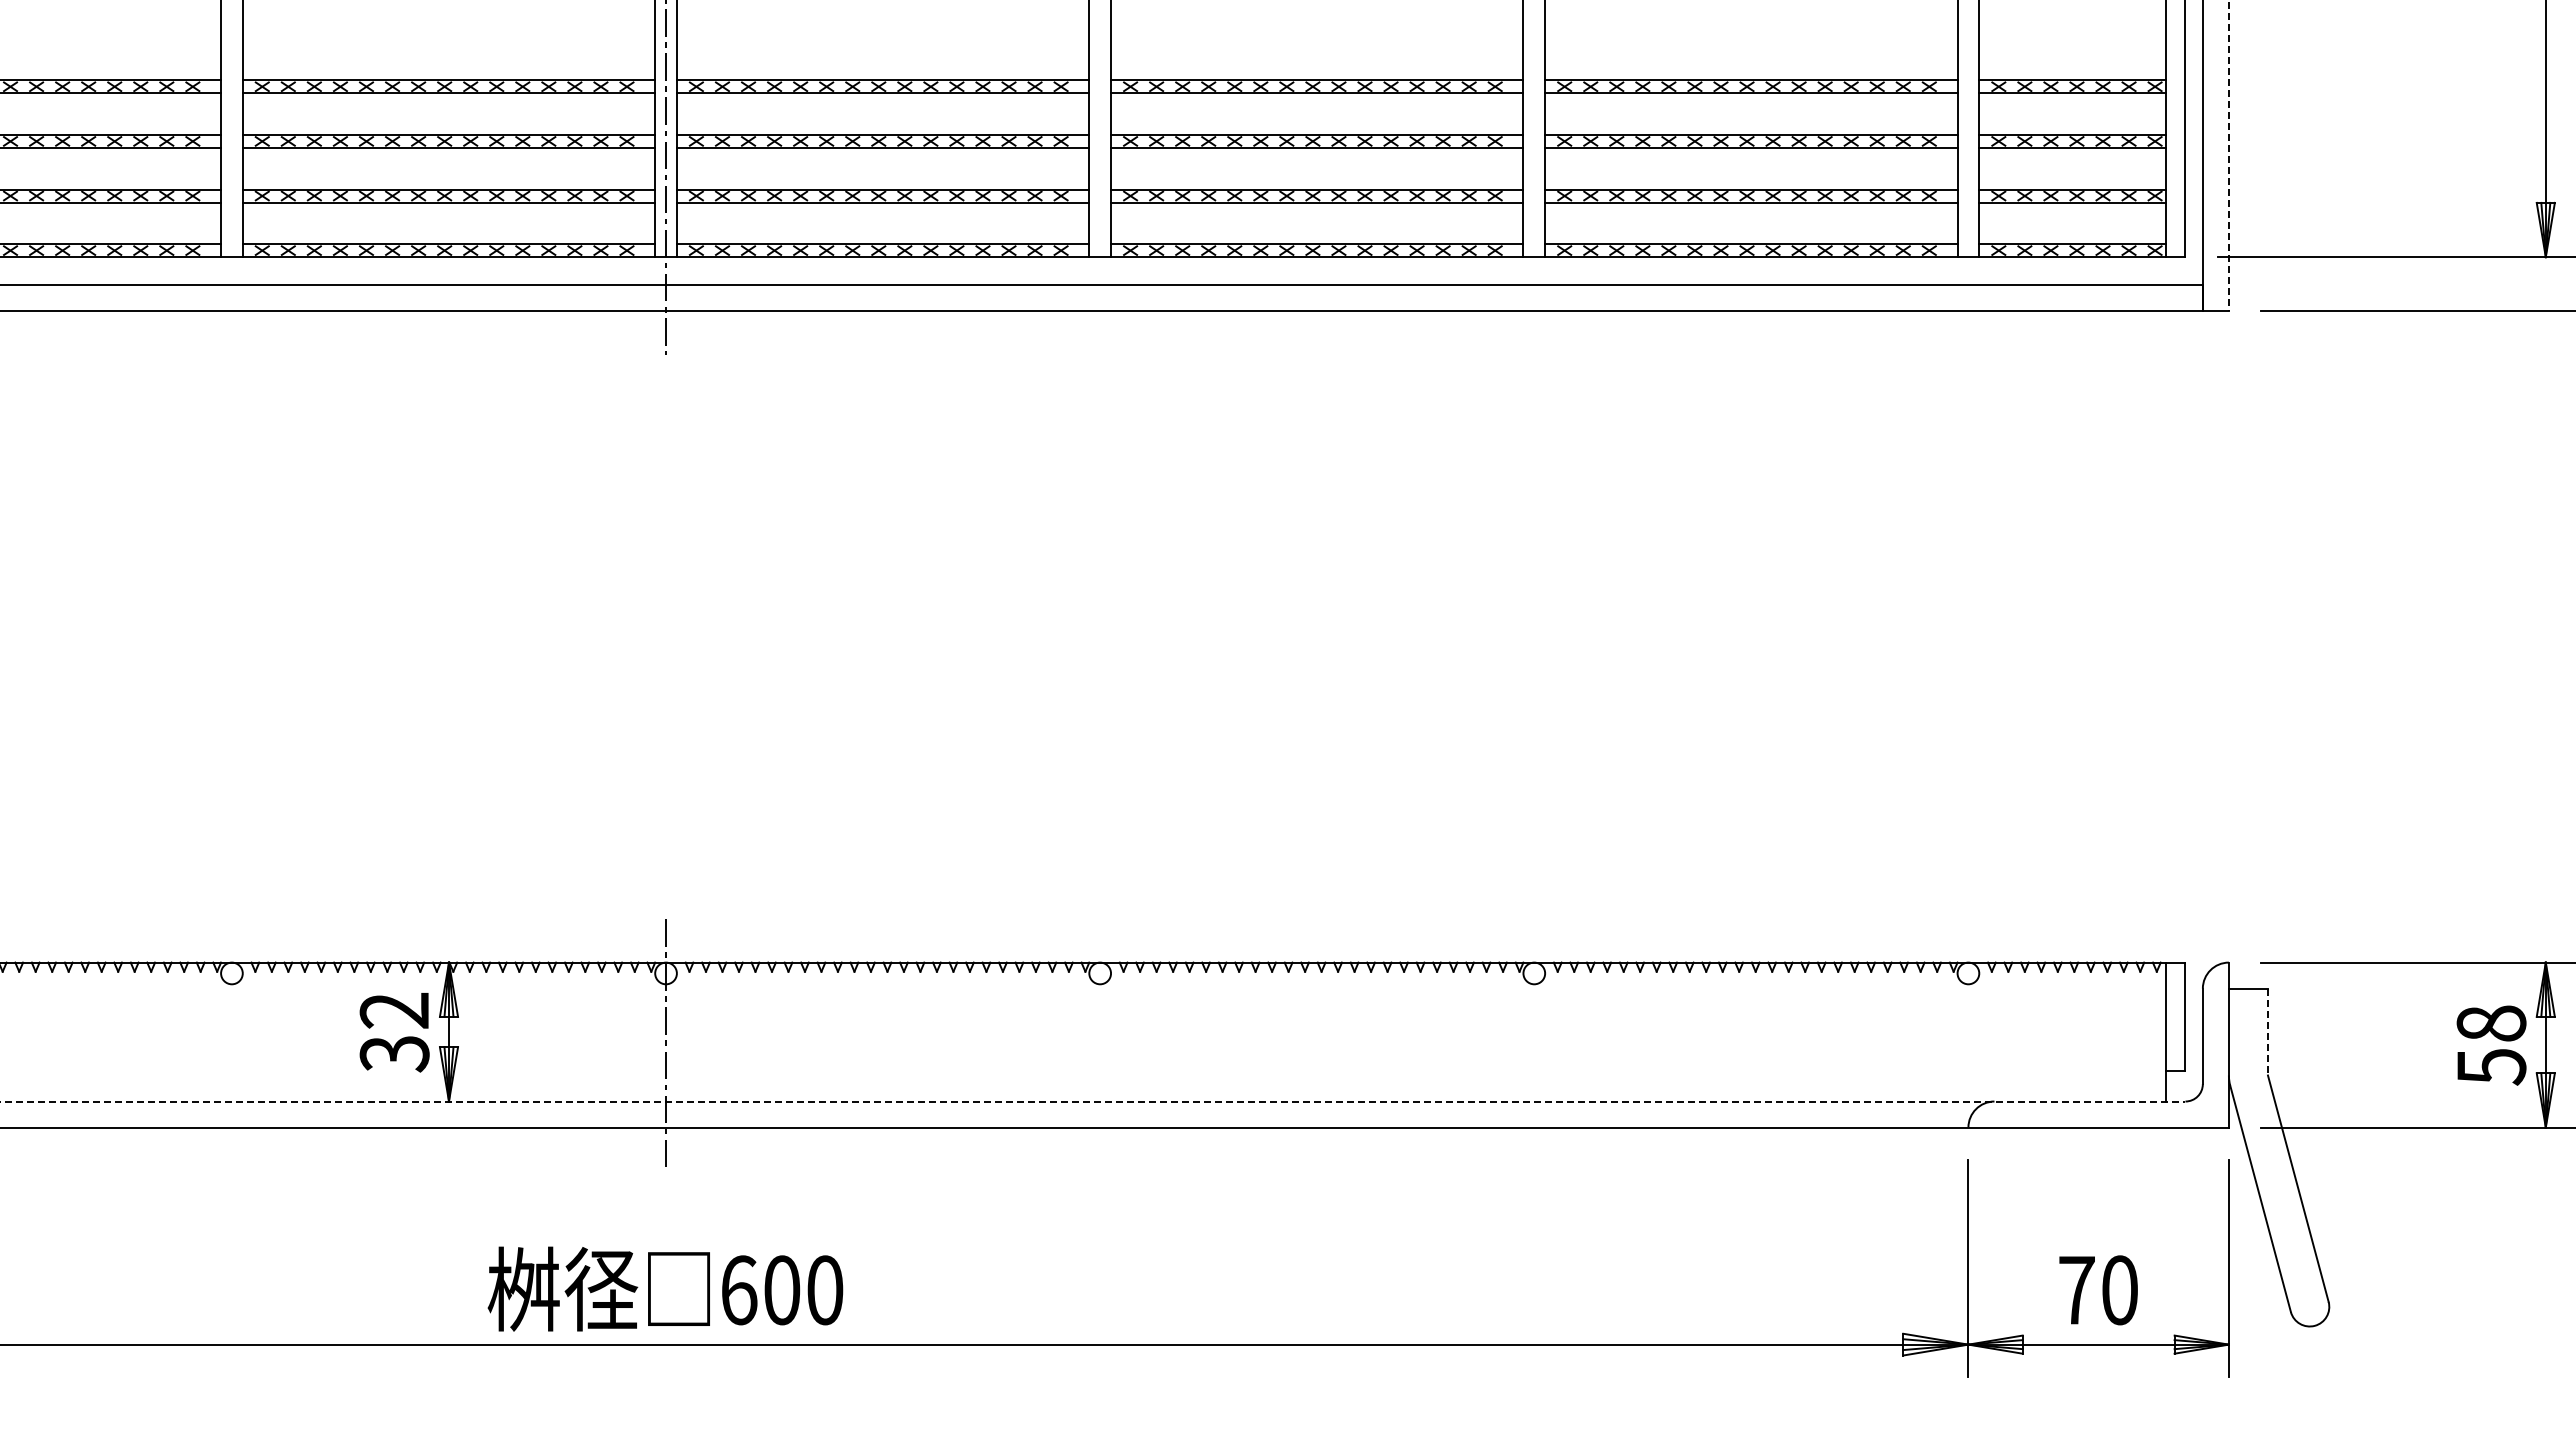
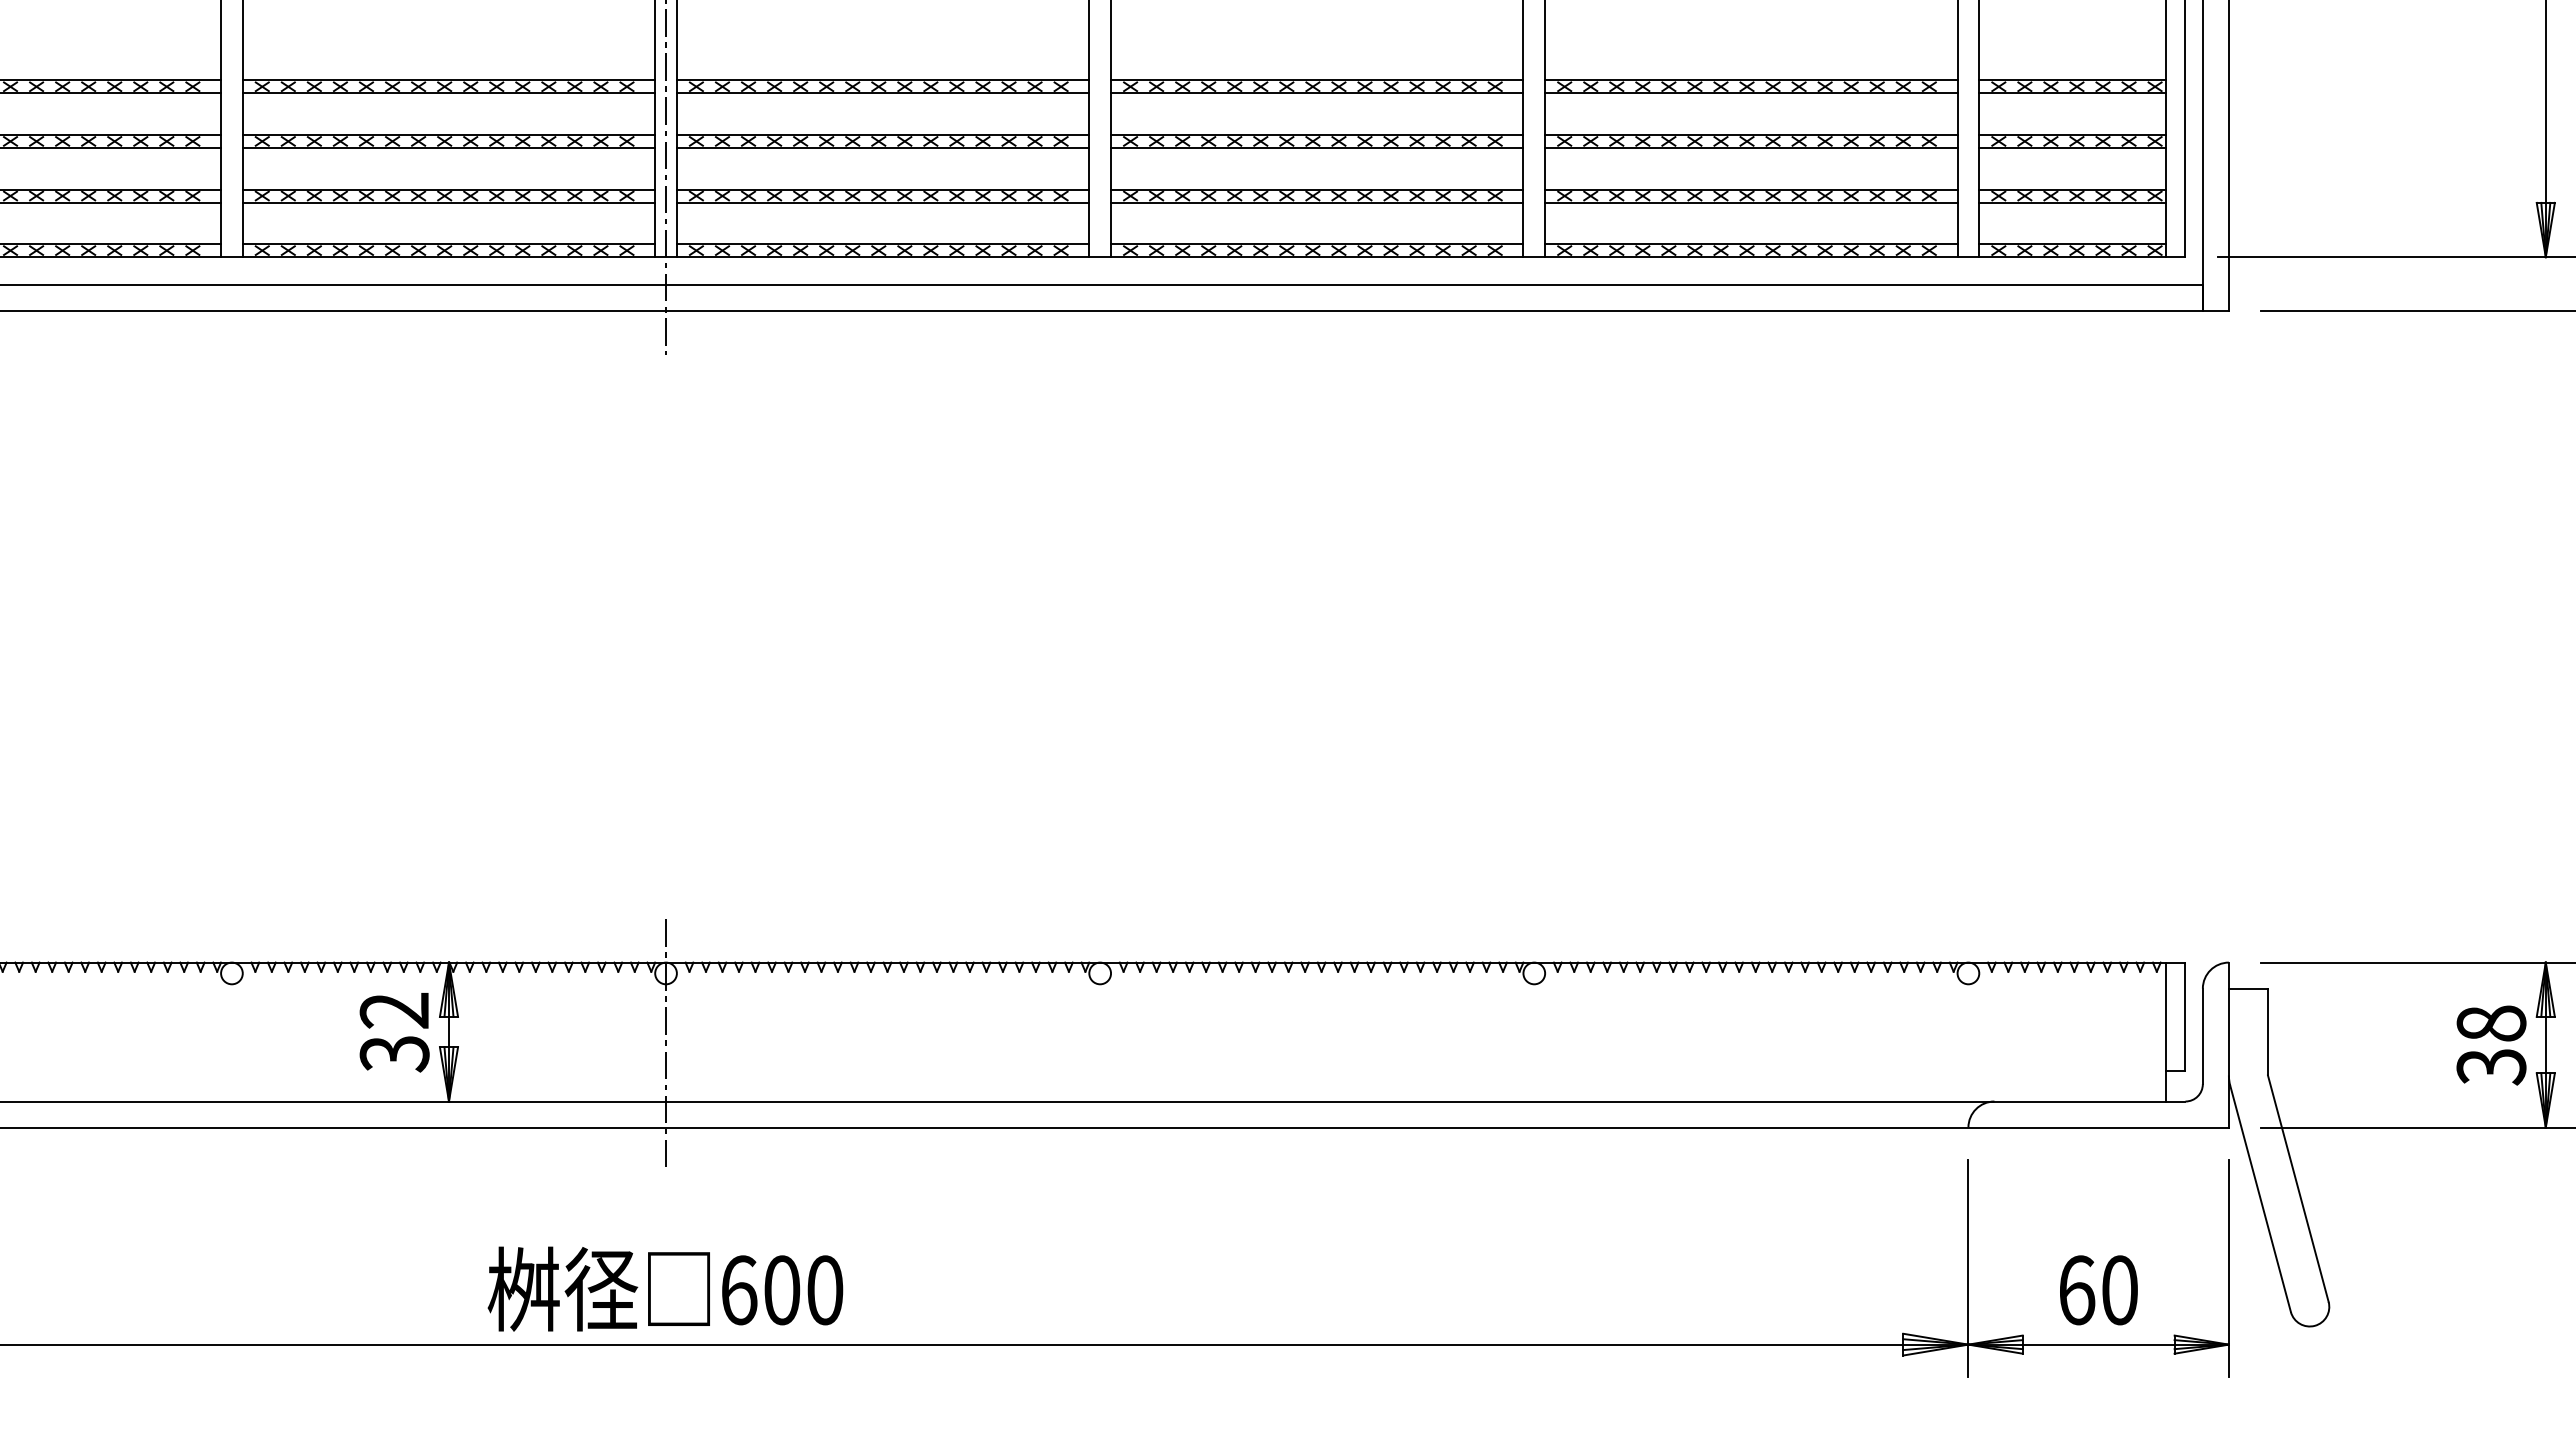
line: dashed -> solid (2228, 156)
line: dashed -> solid (2267, 1032)
text: 58 -> 38 (2491, 1067)
line: dashed -> solid (1093, 1101)
text: 70 -> 60 (2077, 1290)
